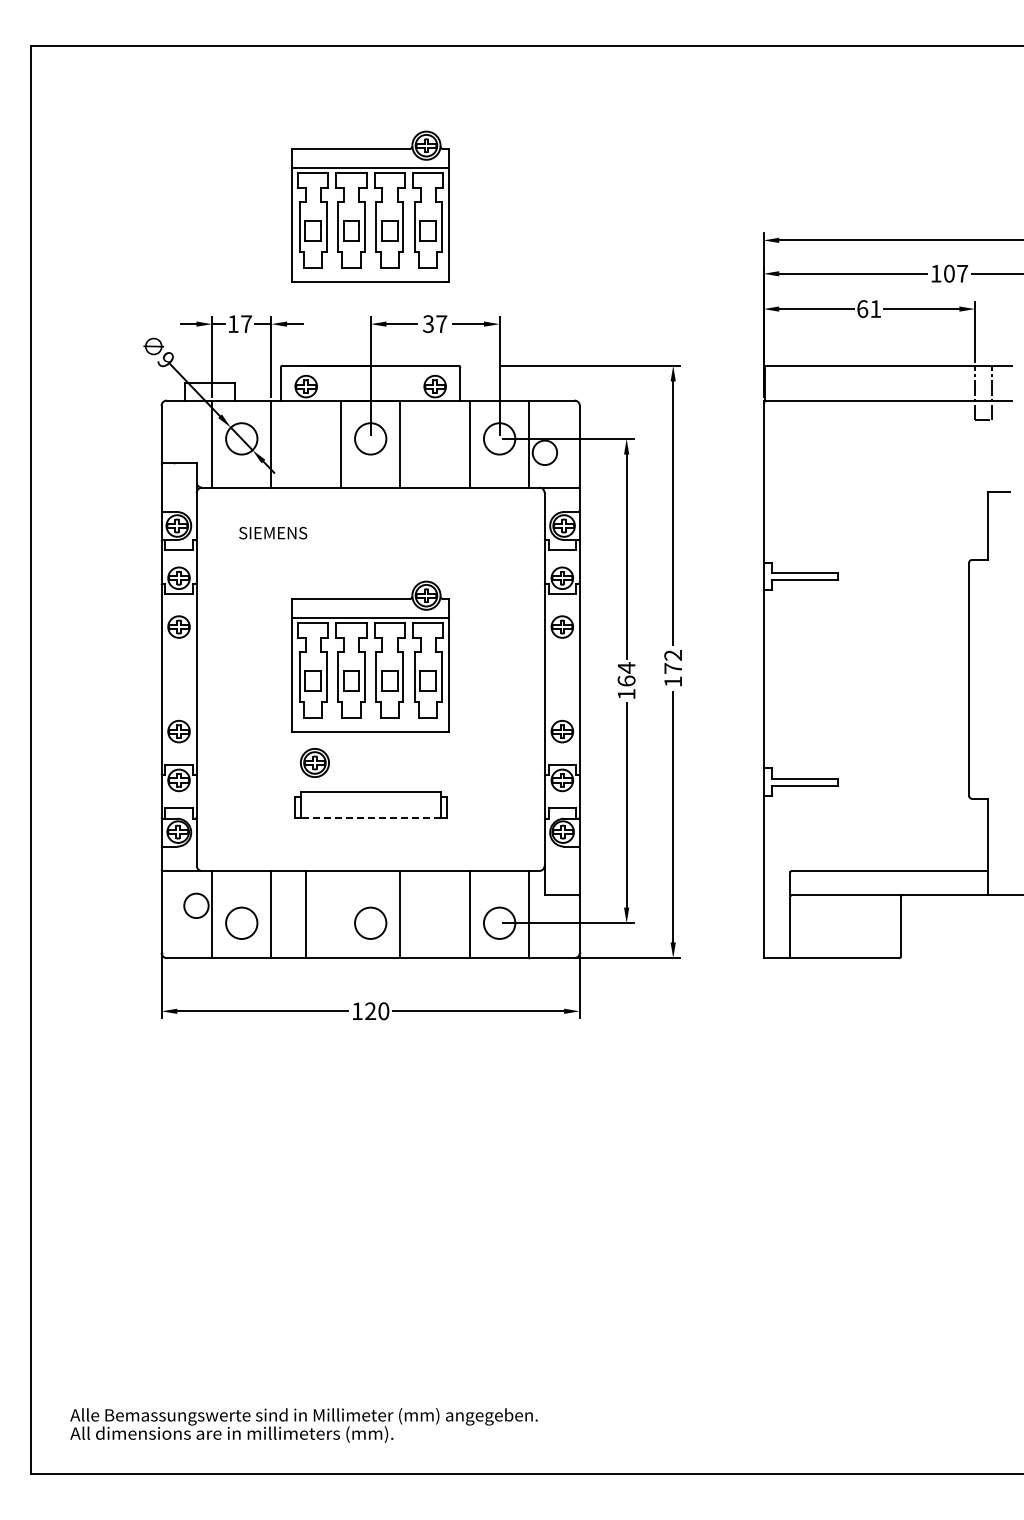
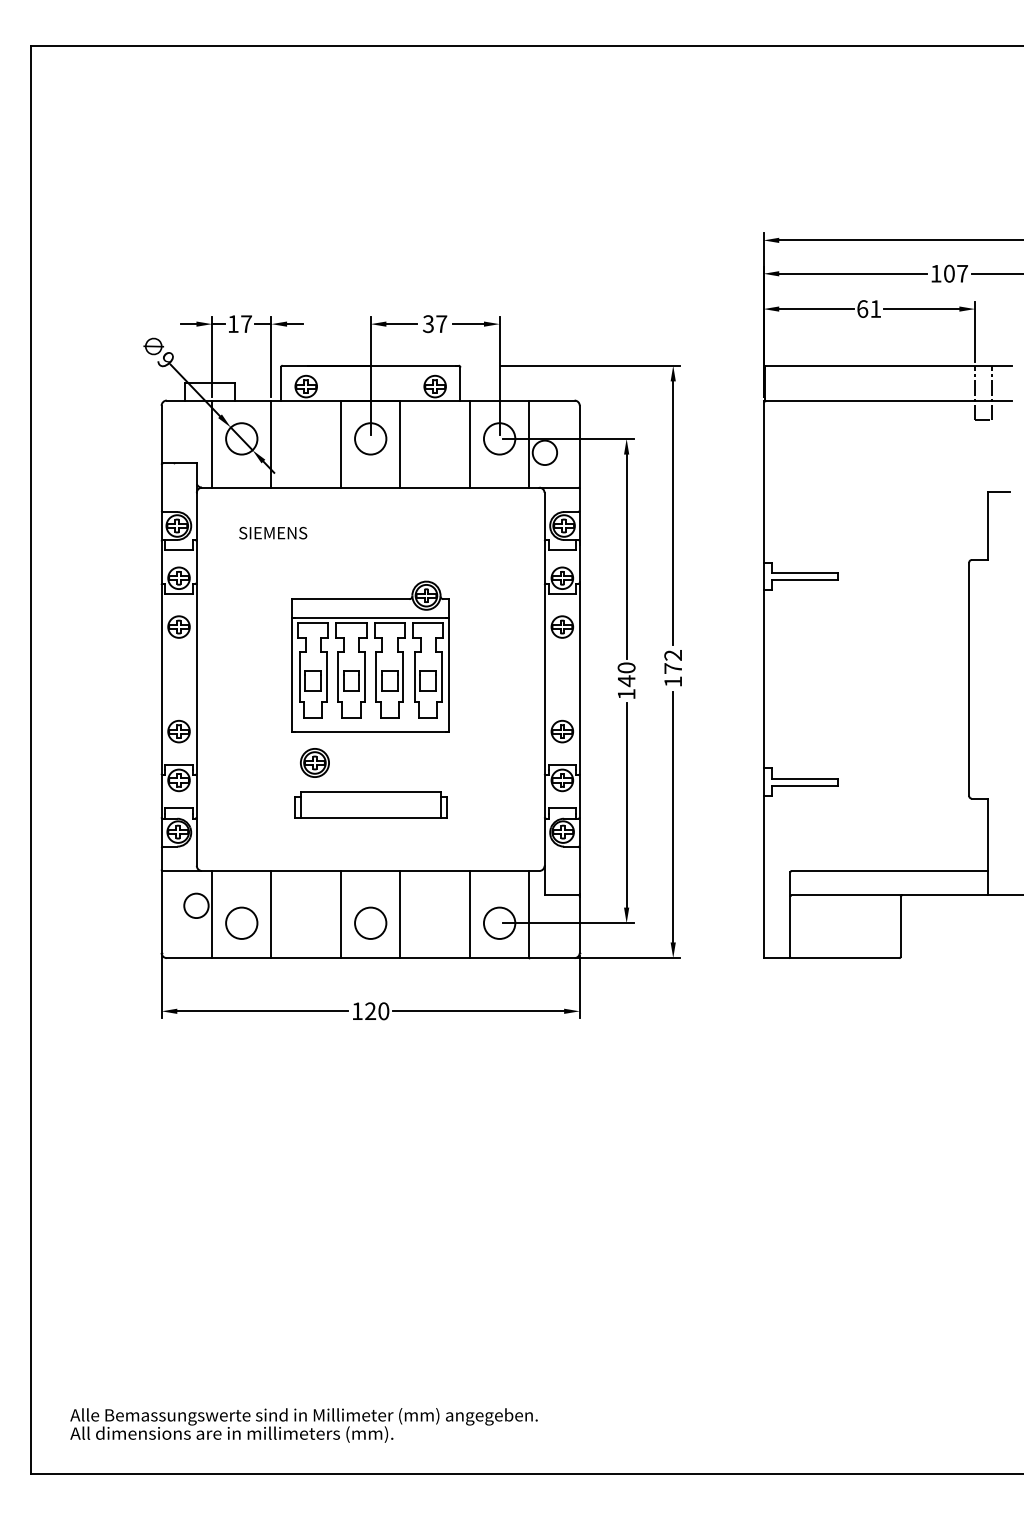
part: present -> none (370, 206)
text: 164 -> 140 (626, 674)
line: dashed -> solid (370, 818)
line position: (306, 914) -> (341, 914) (341, 914)
